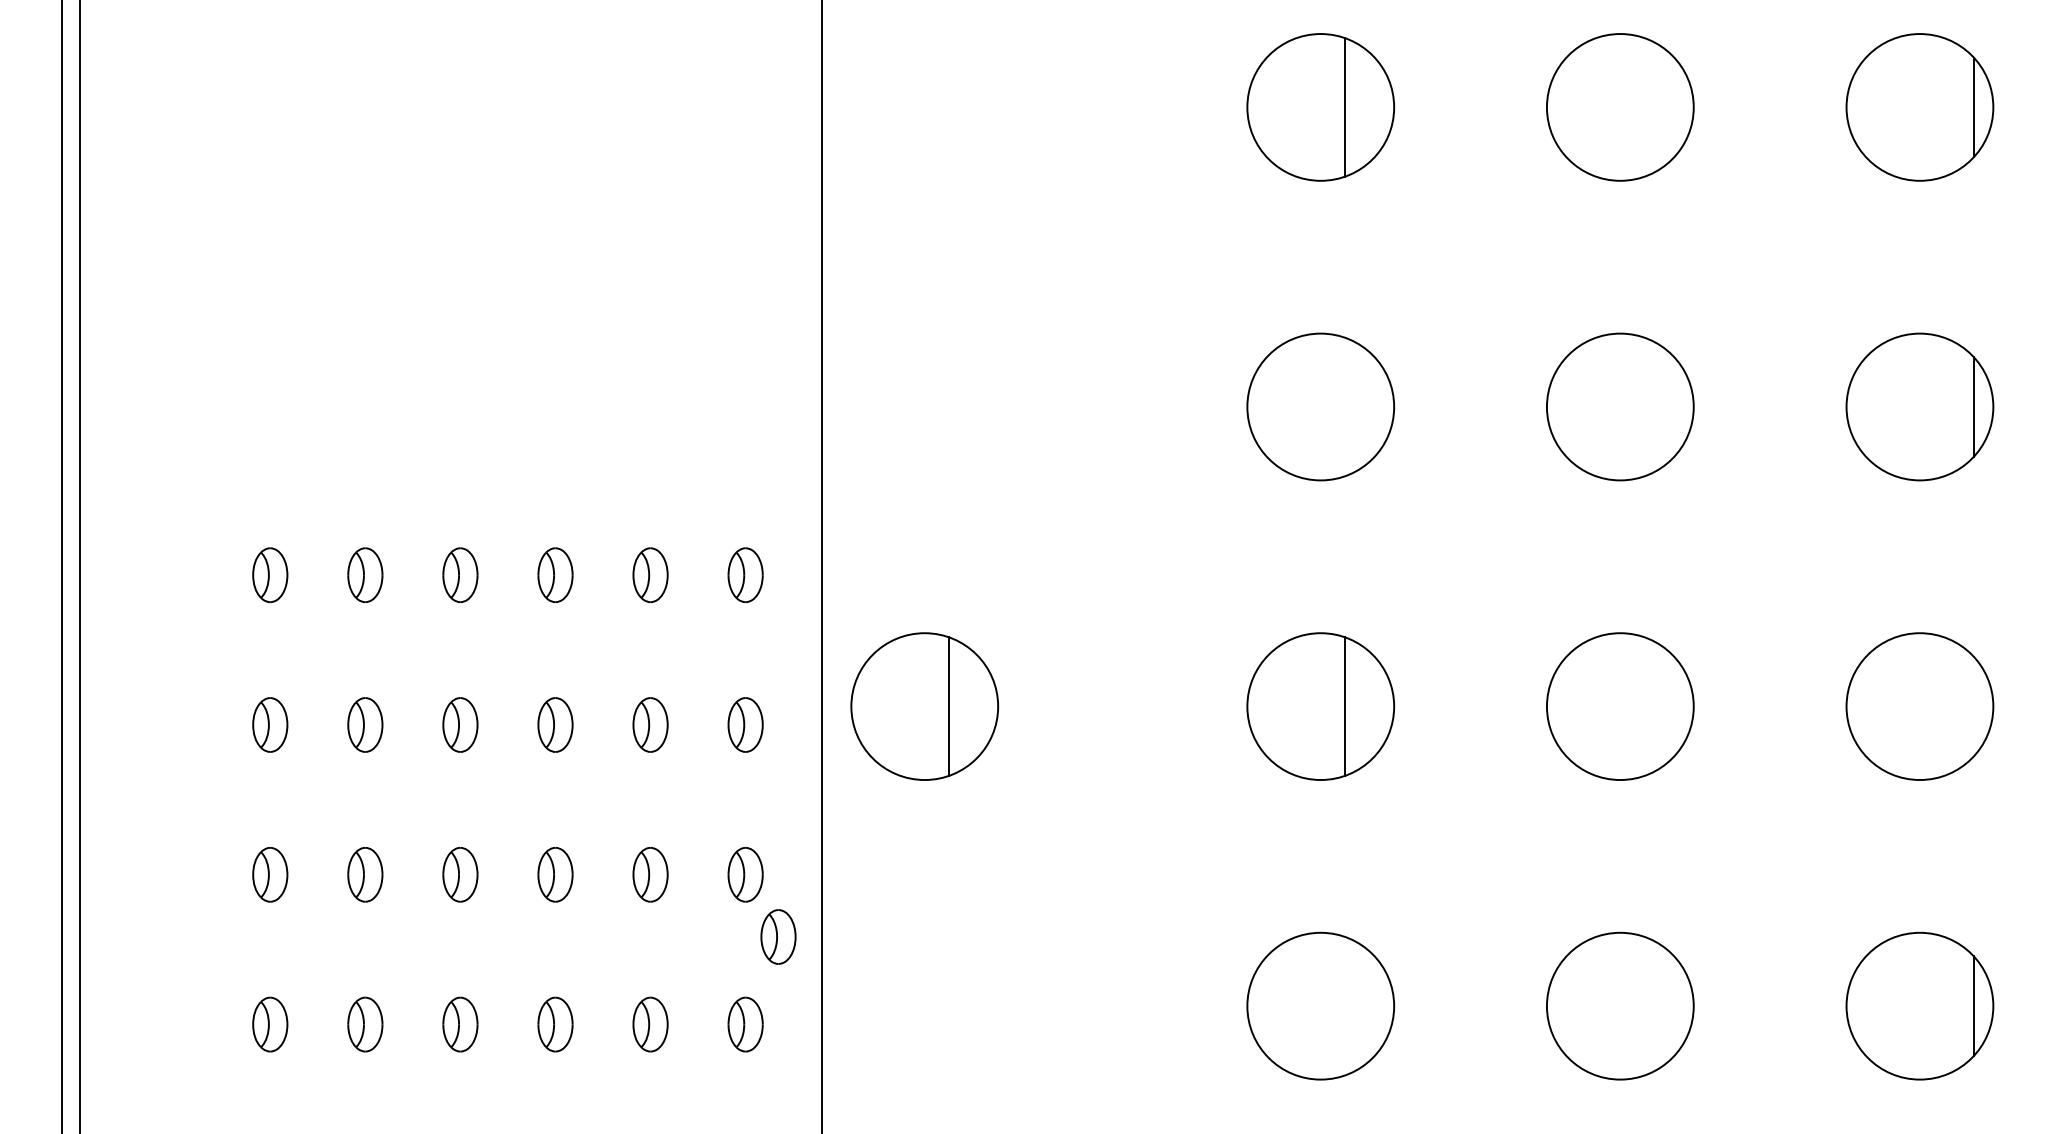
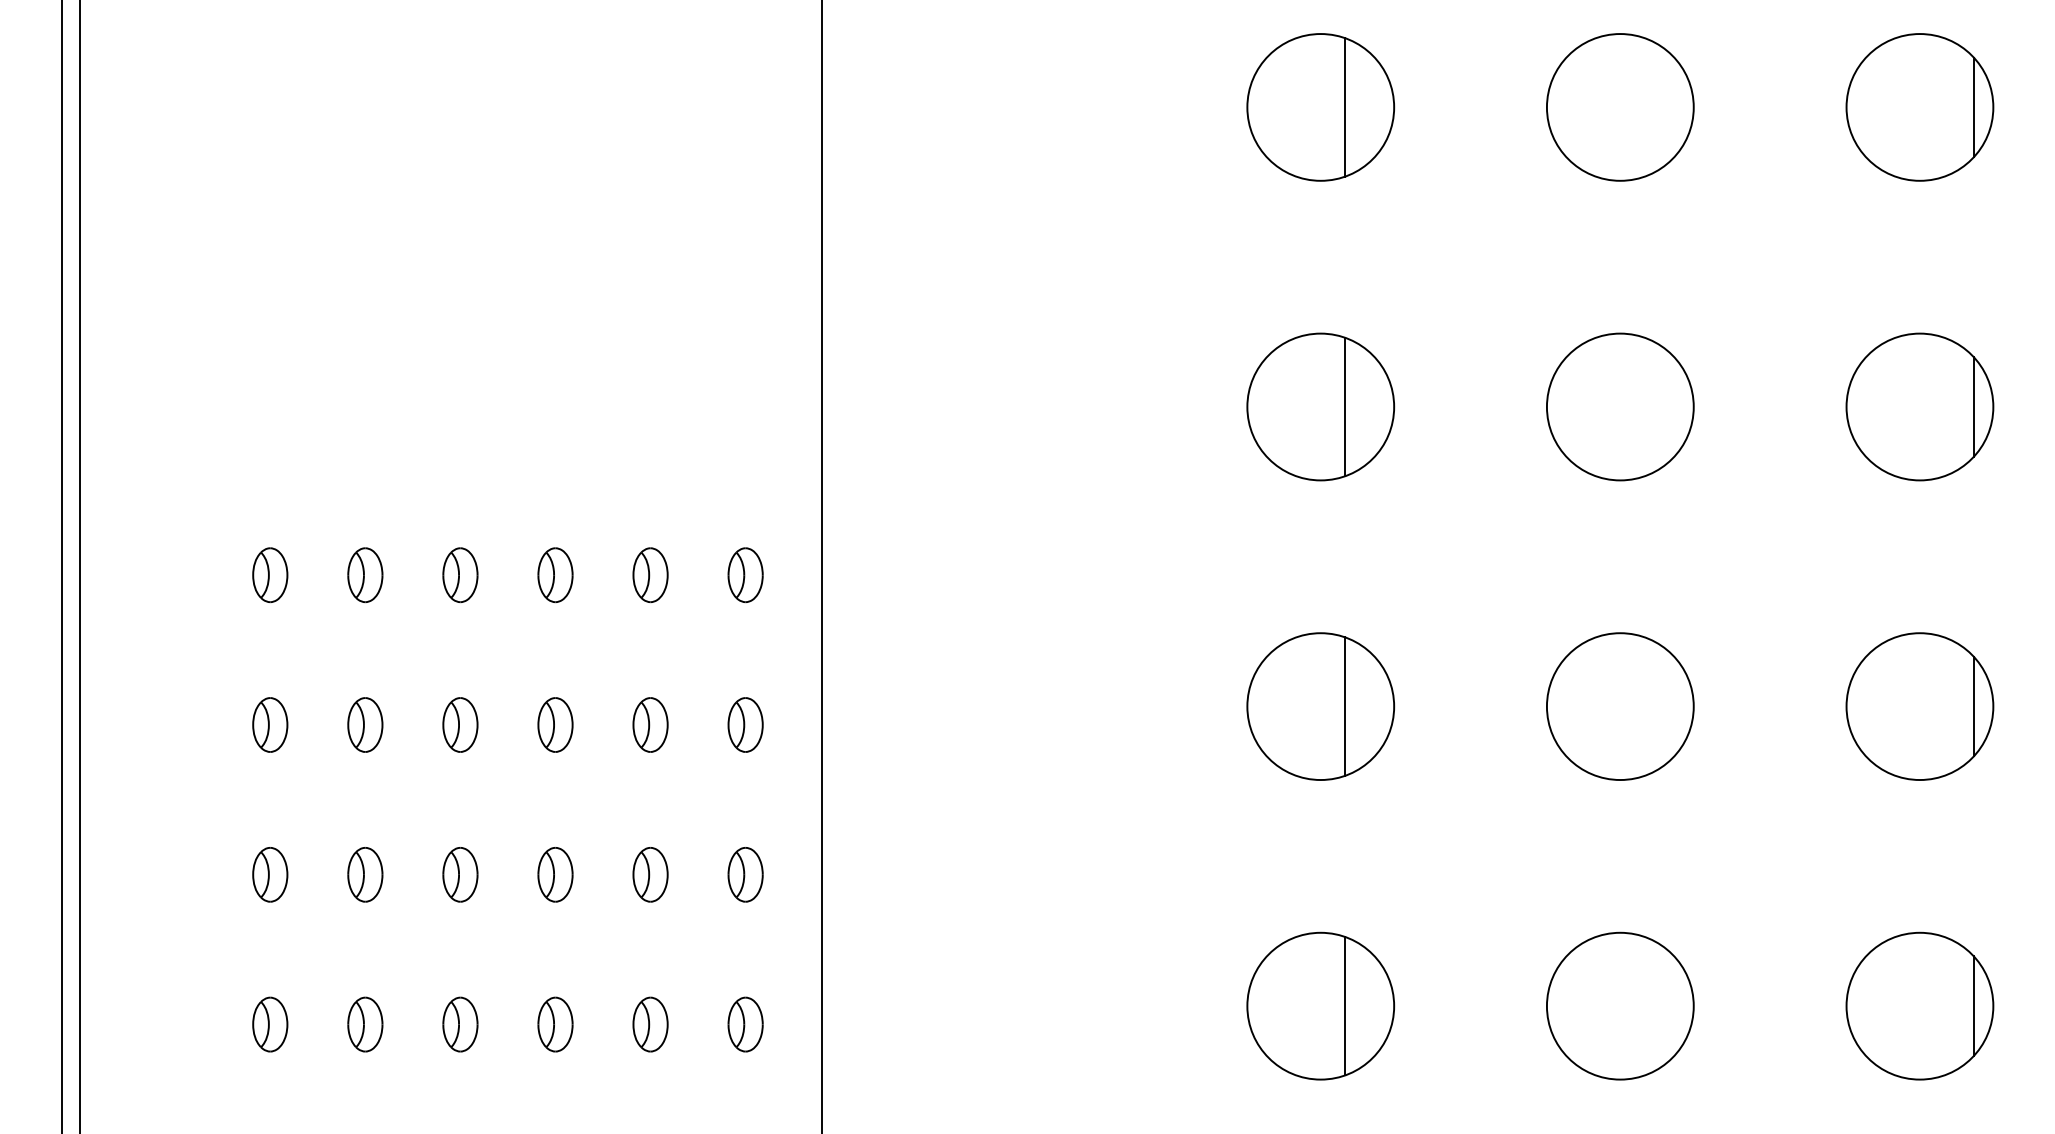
line: none -> present (1344, 406)
part: present -> none (924, 706)
line: none -> present (1973, 706)
part: present -> none (778, 936)
line: none -> present (1344, 1006)
